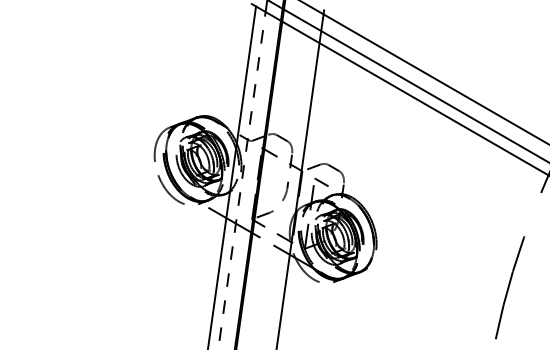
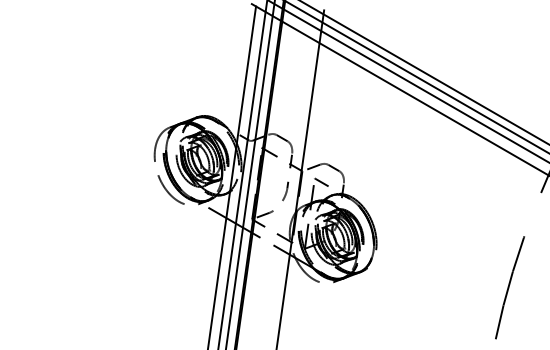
line: none -> present (416, 76)
line: none -> present (250, 174)
line: dashed -> solid (242, 180)
